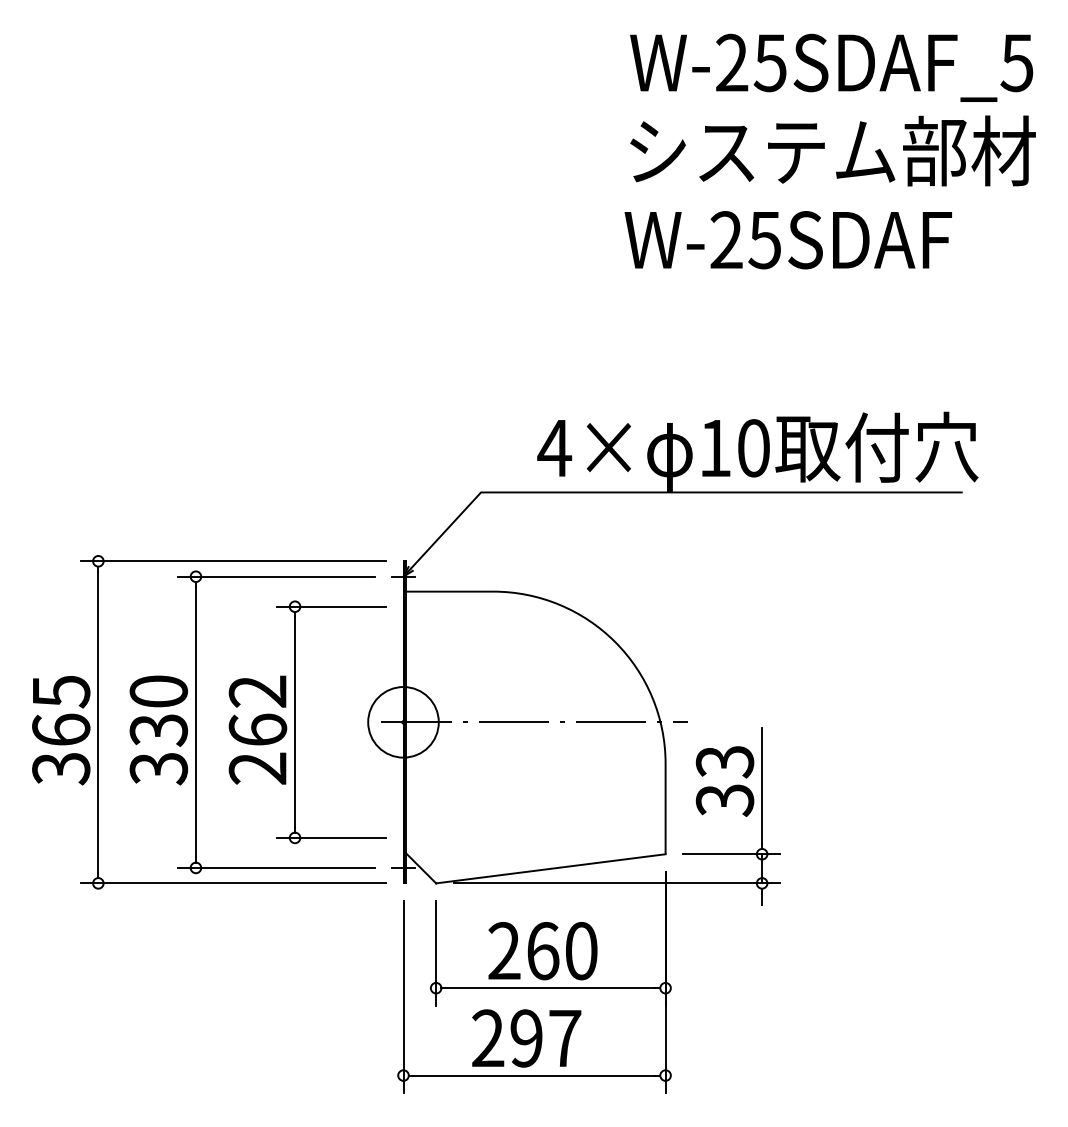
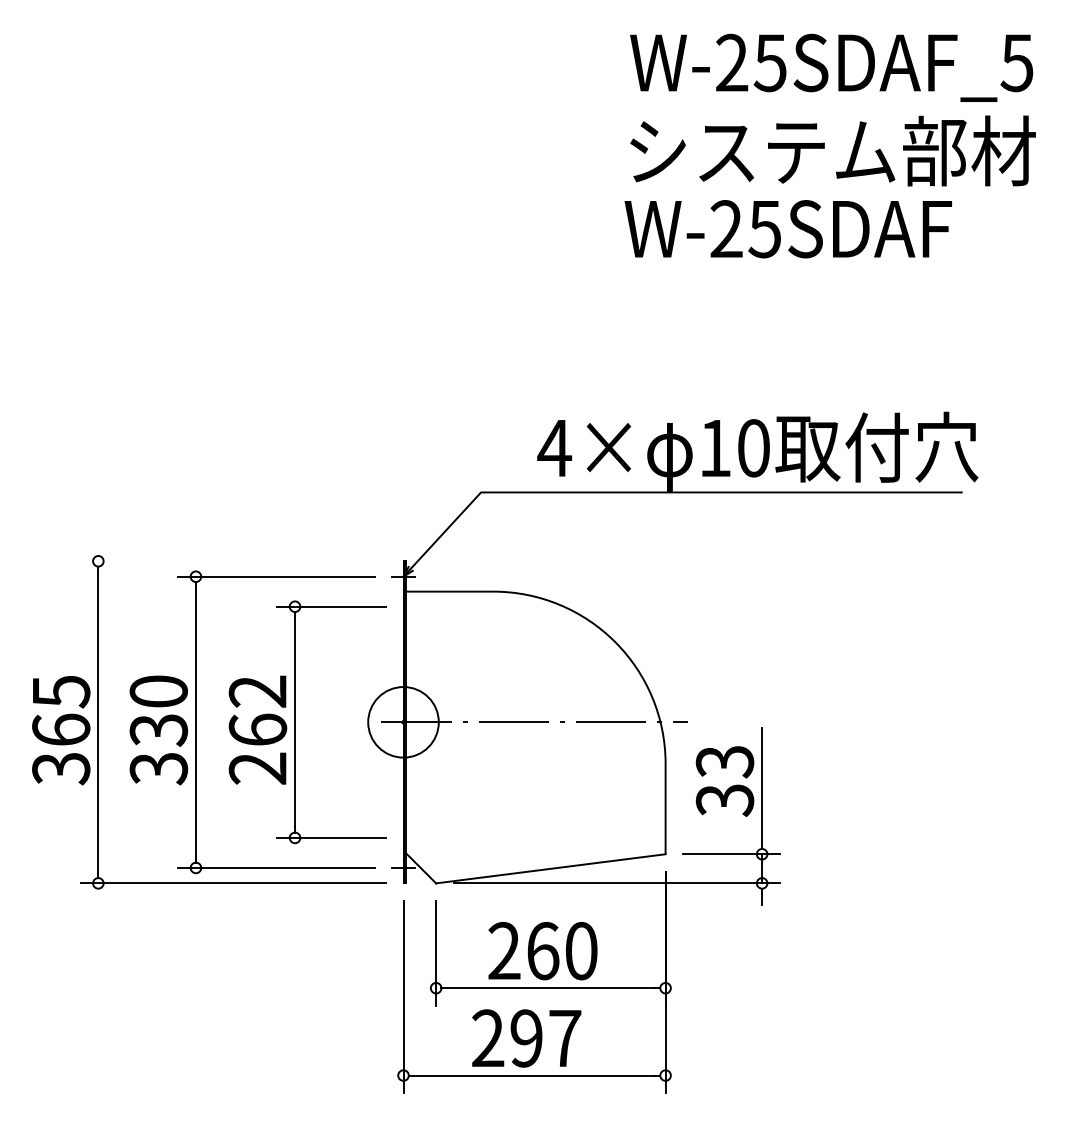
text position: (787, 240) -> (787, 229) (787, 229)
line: present -> none (232, 561)
